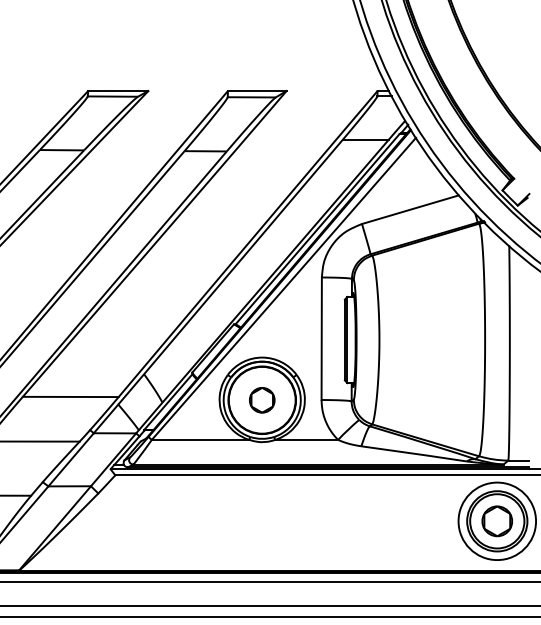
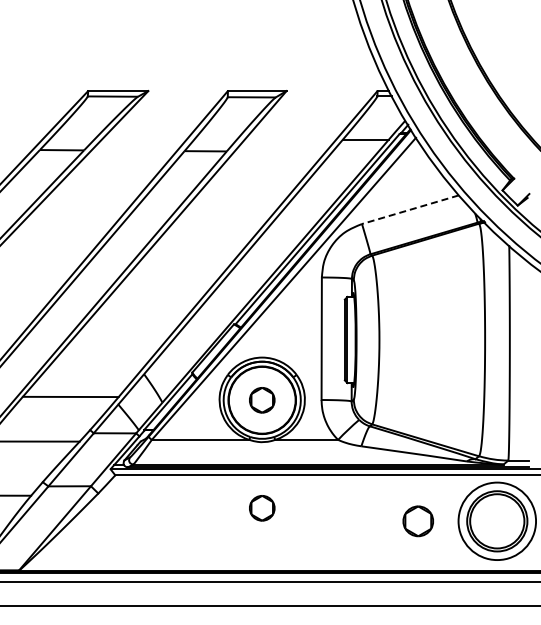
line: solid -> dashed (409, 209)
part: none -> present (262, 508)
part position: (496, 521) -> (417, 521) (417, 521)
line: present -> none (269, 616)
